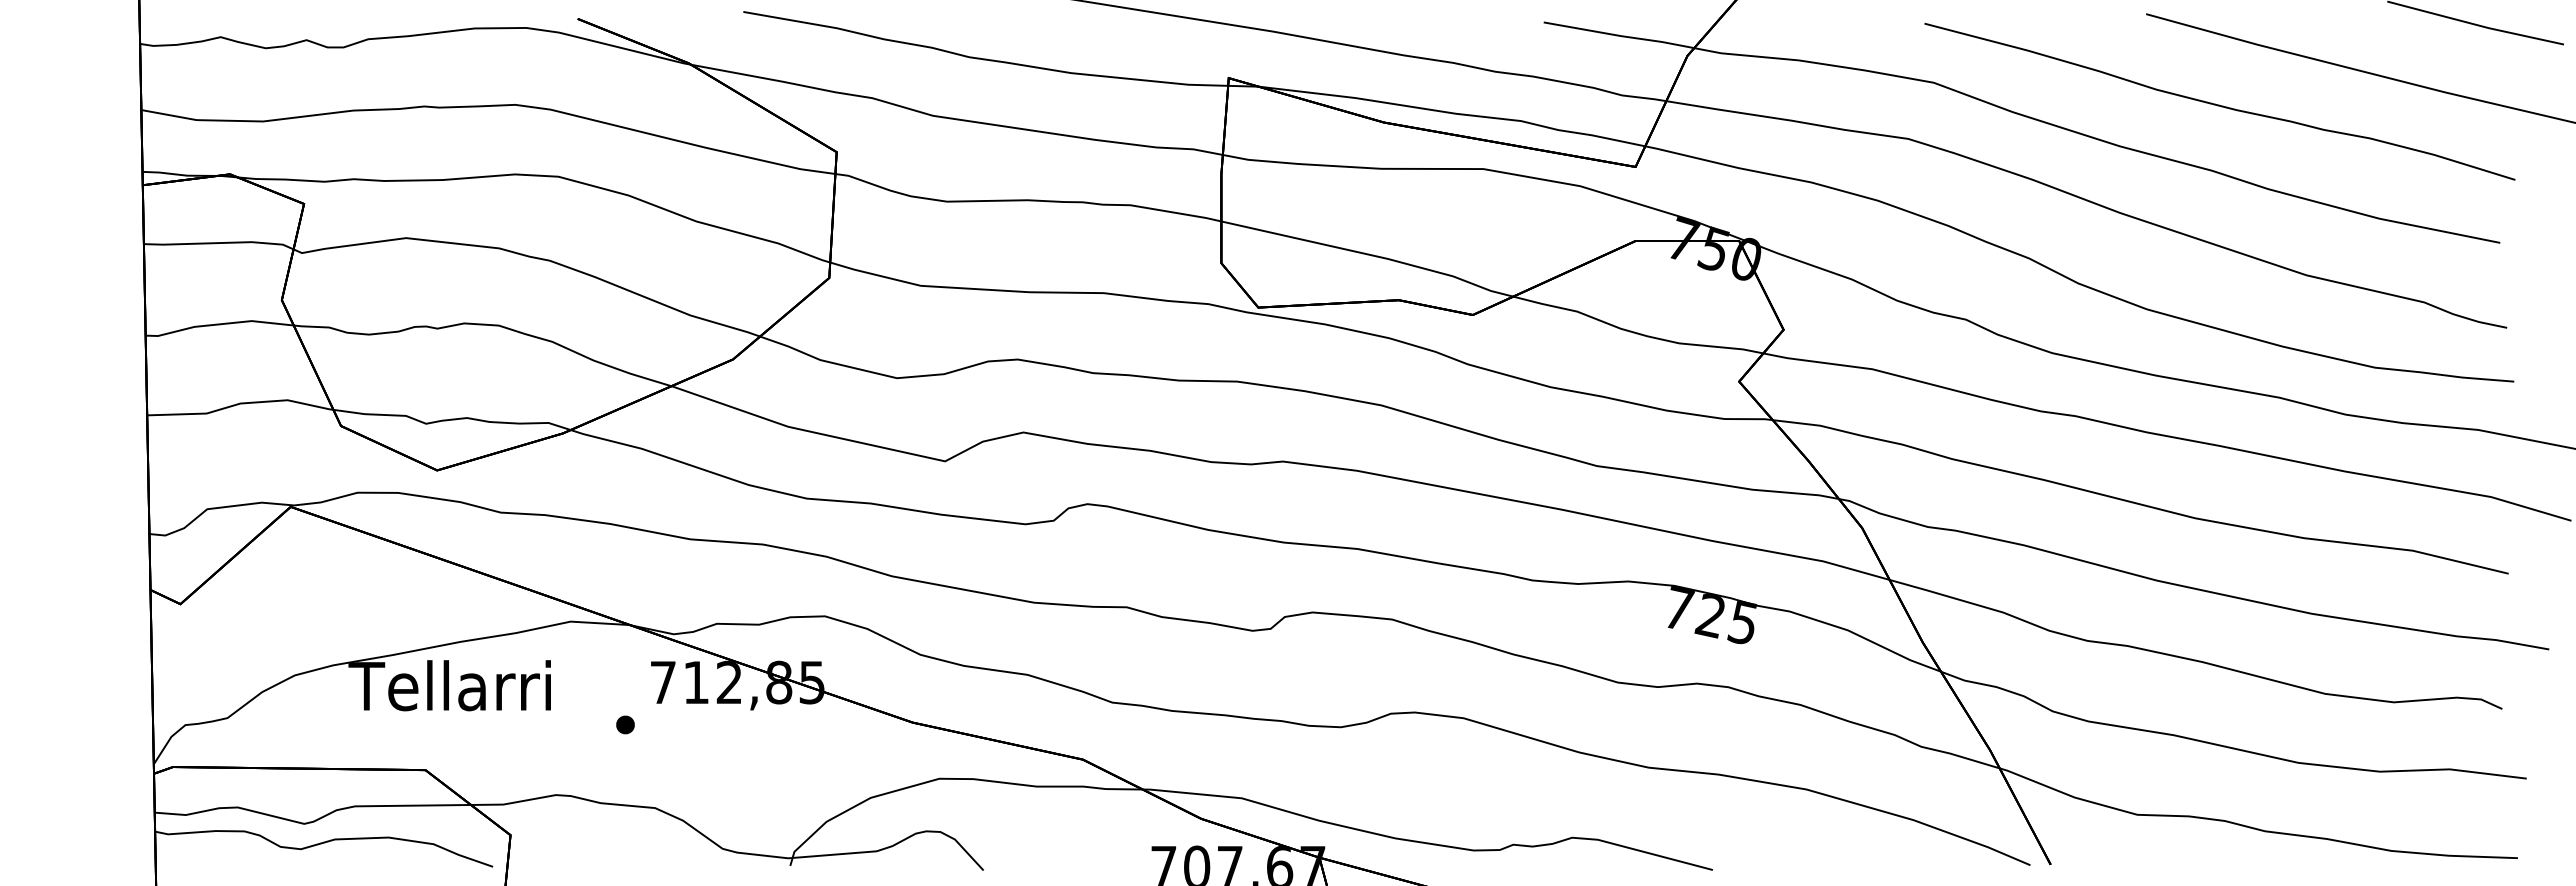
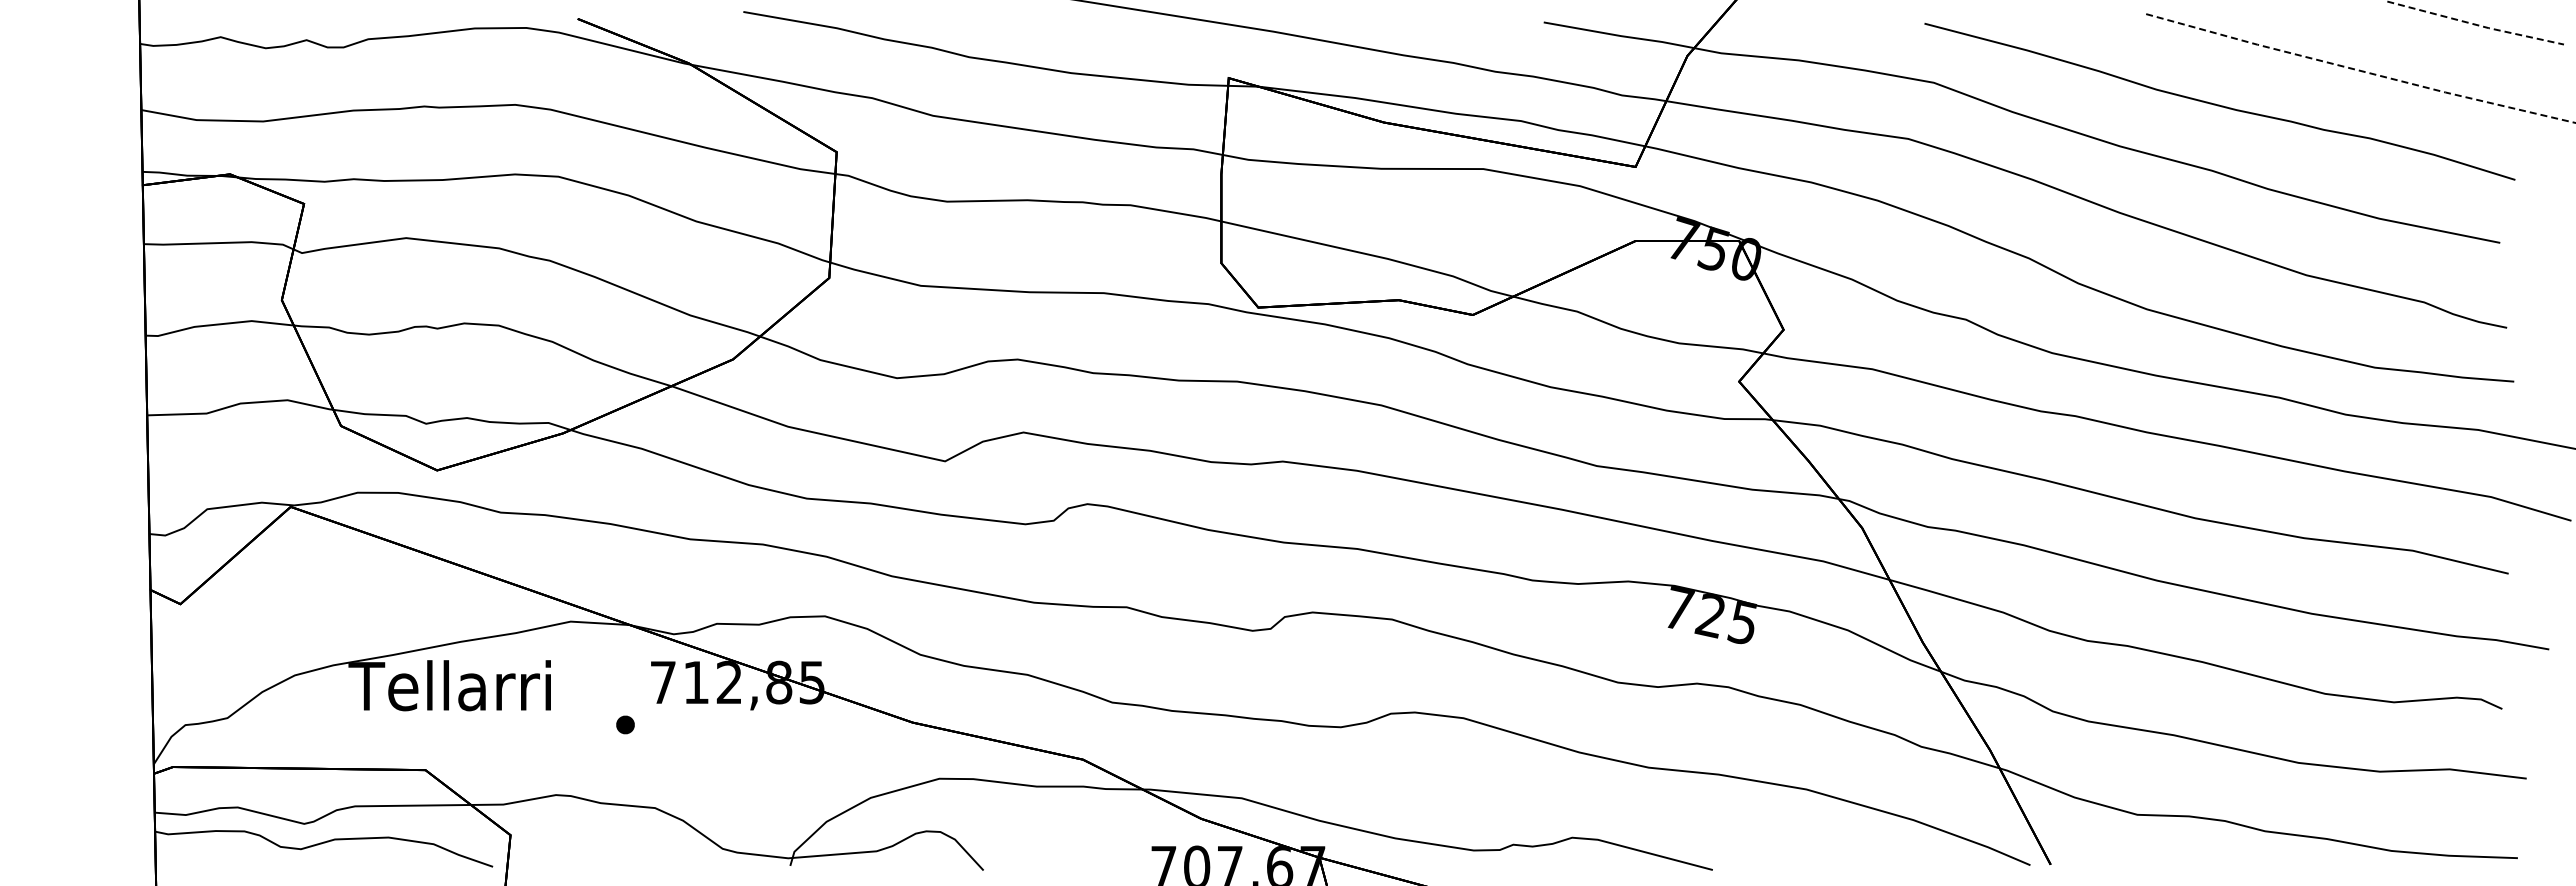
line: solid -> dashed (2476, 24)
line: solid -> dashed (2360, 70)
